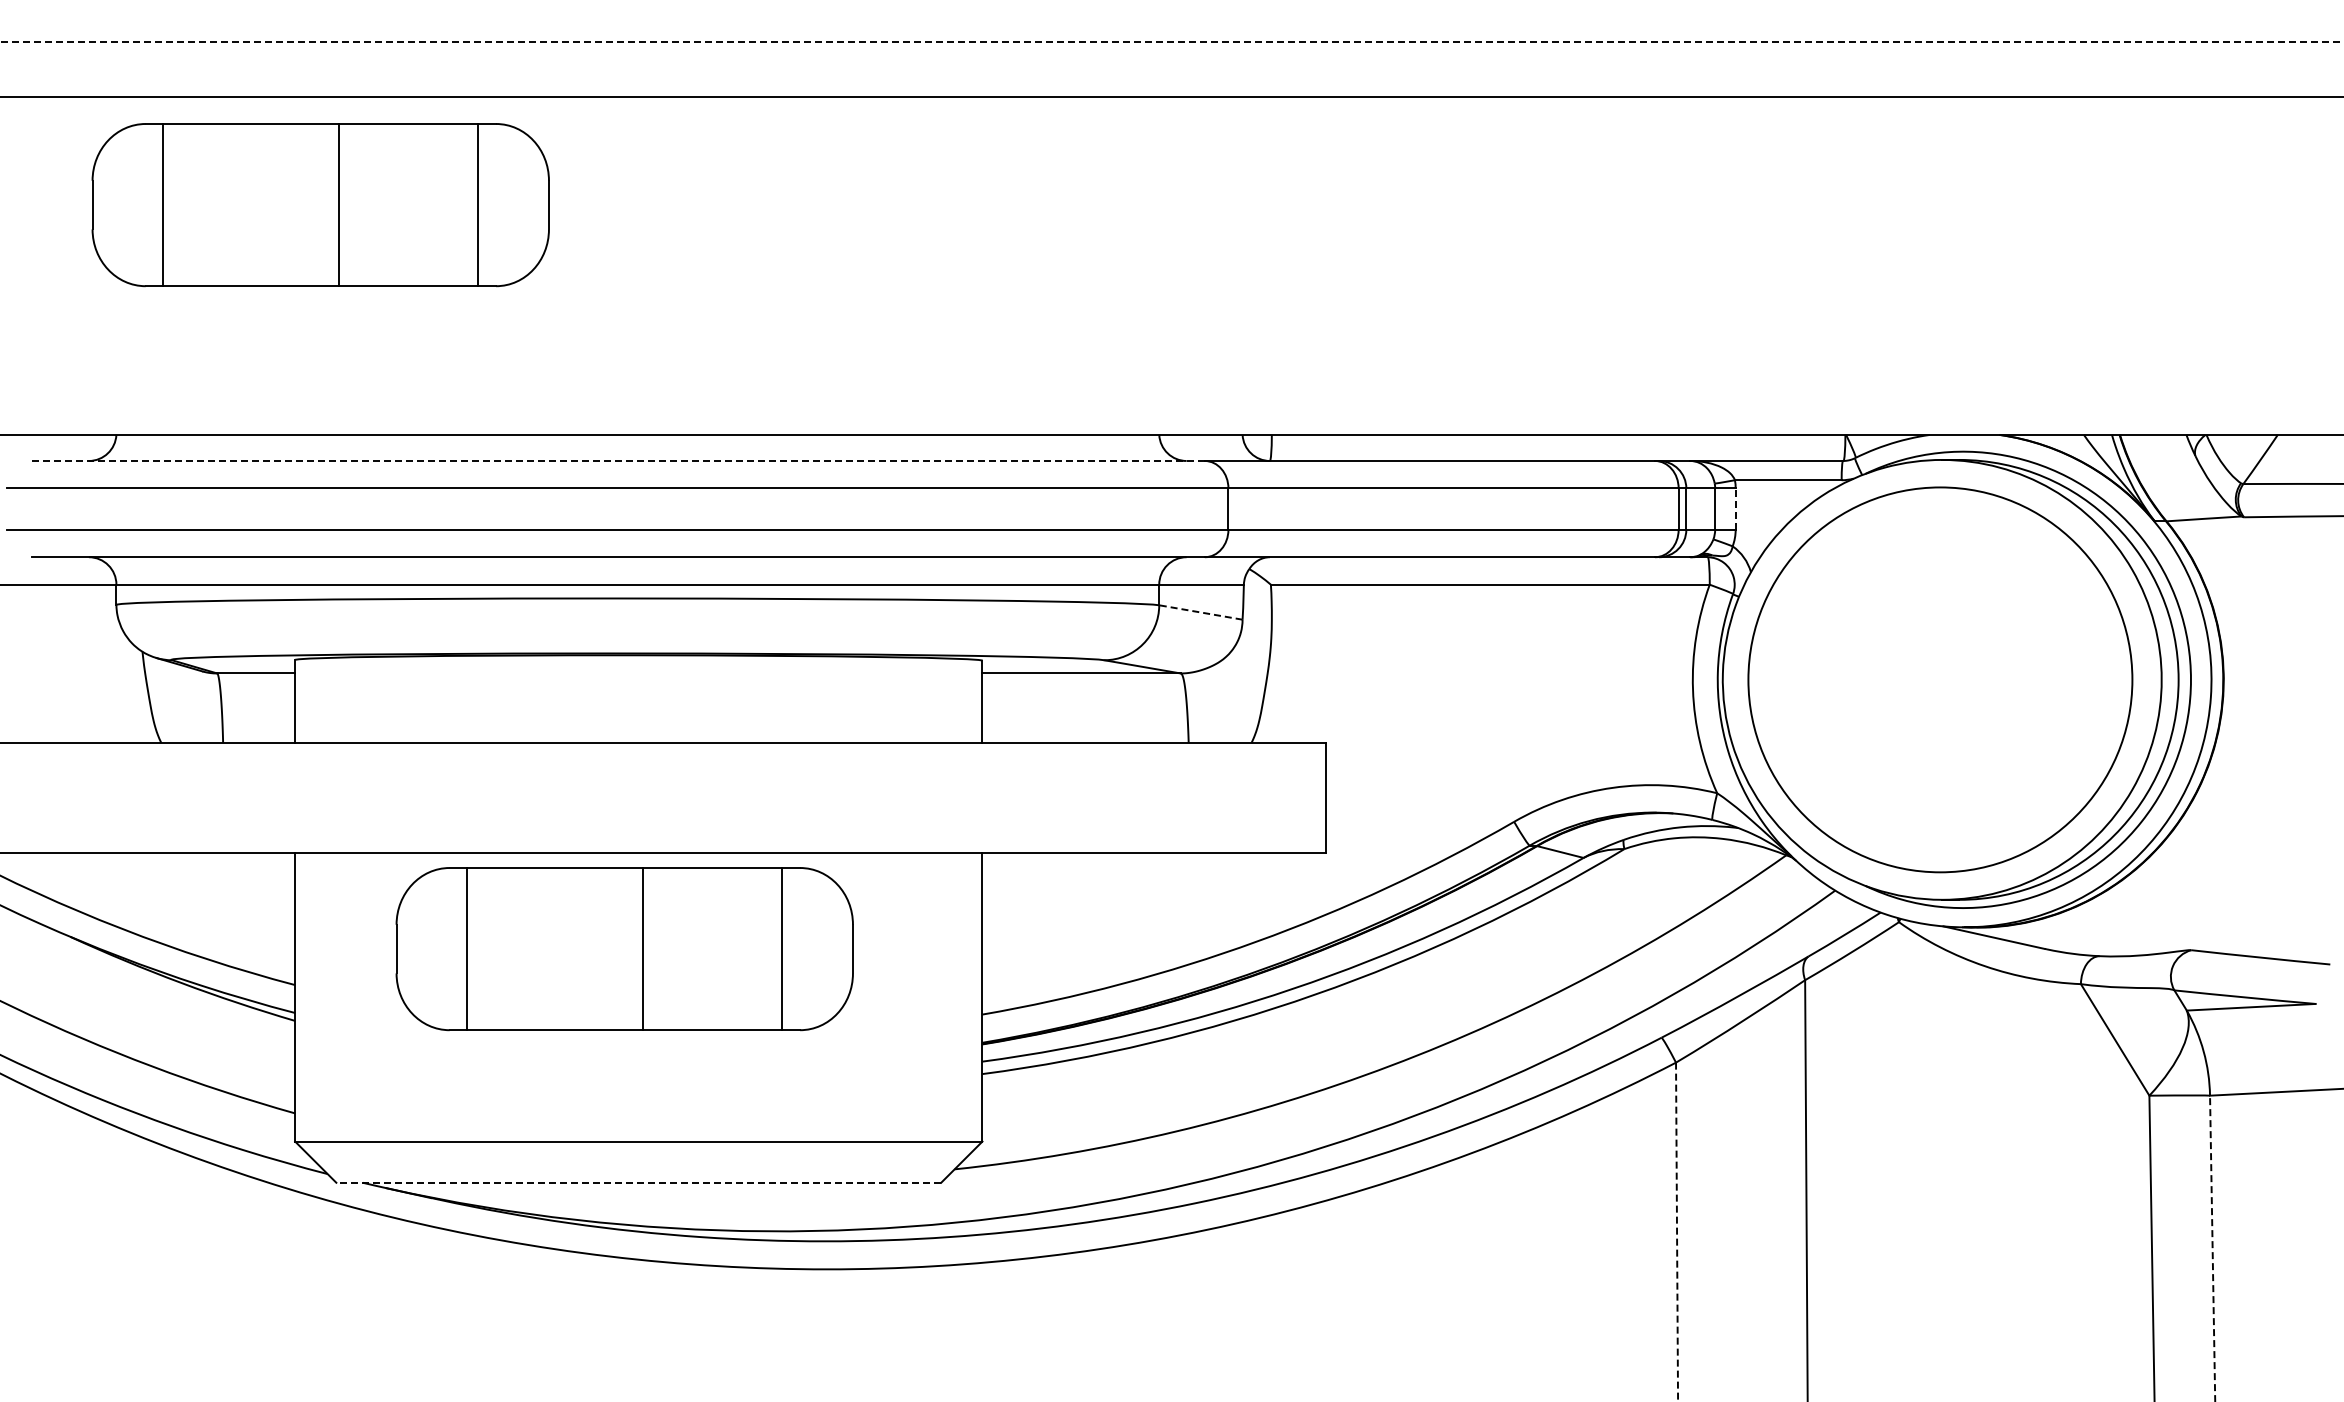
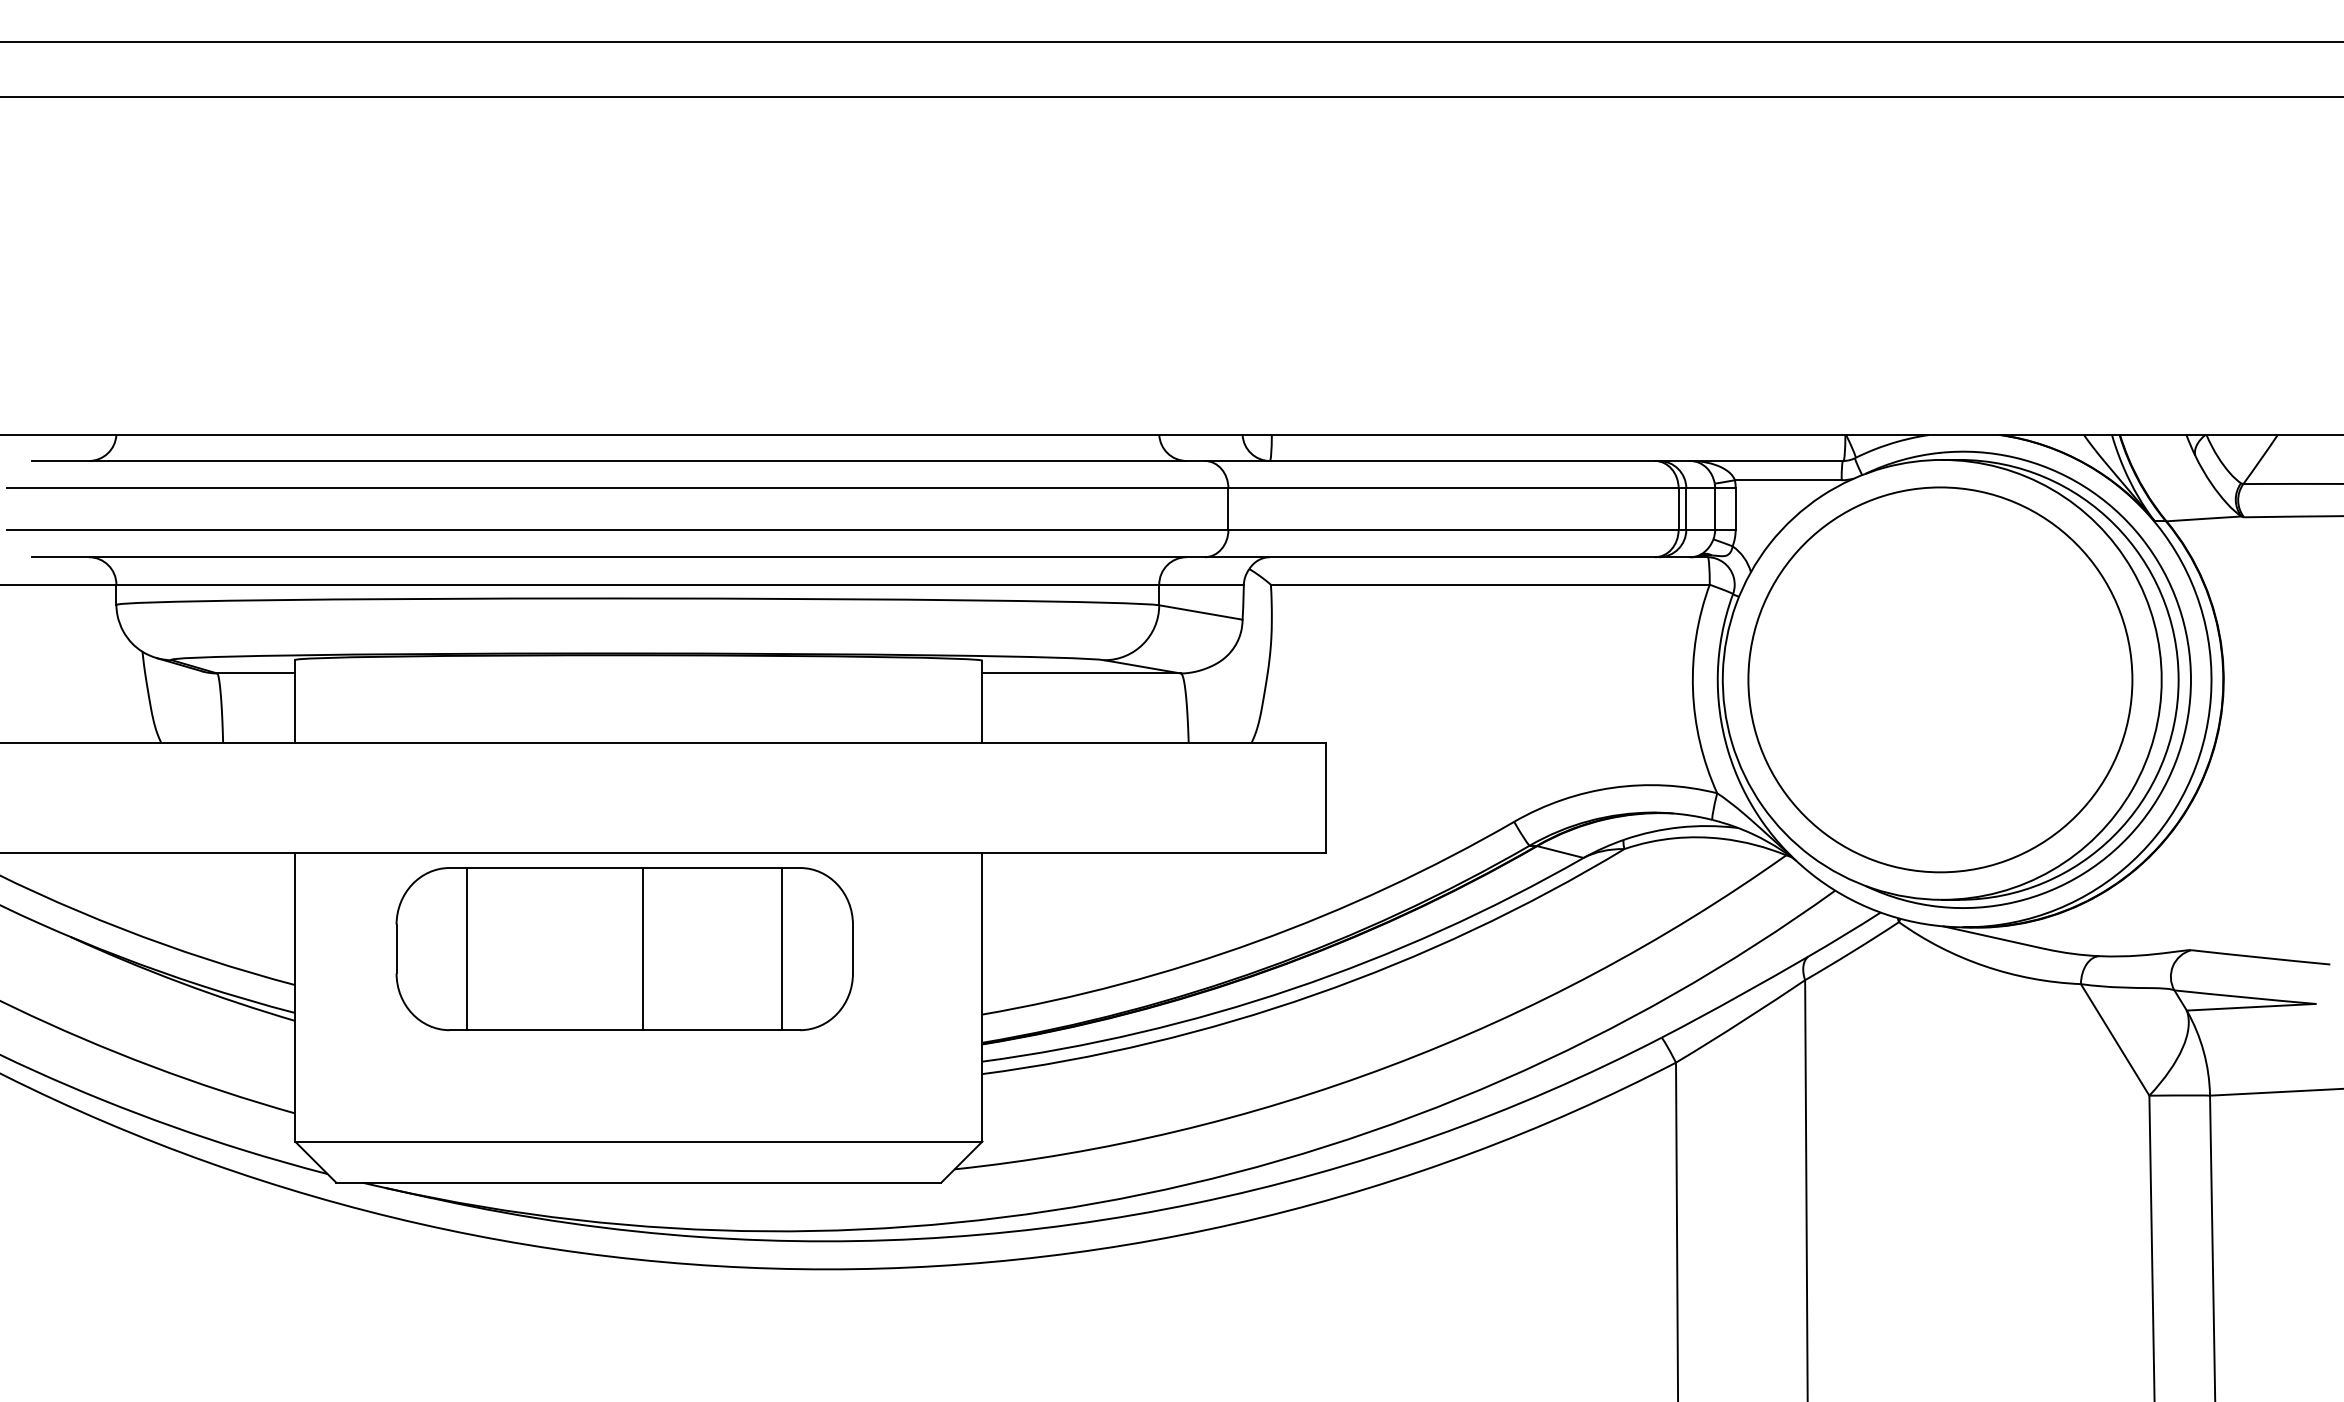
line: dashed -> solid (1171, 41)
part: present -> none (320, 205)
line: dashed -> solid (618, 461)
line: dashed -> solid (1735, 509)
line: dashed -> solid (1200, 612)
line: dashed -> solid (638, 1182)
line: dashed -> solid (1677, 1232)
line: dashed -> solid (2212, 1248)
